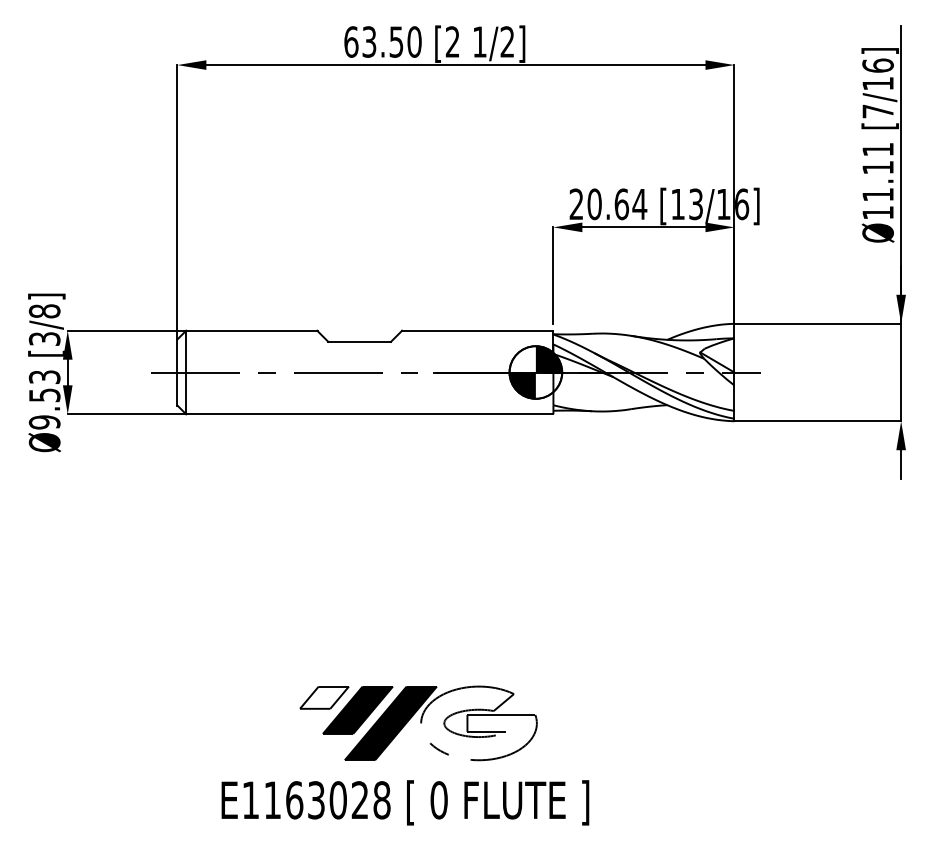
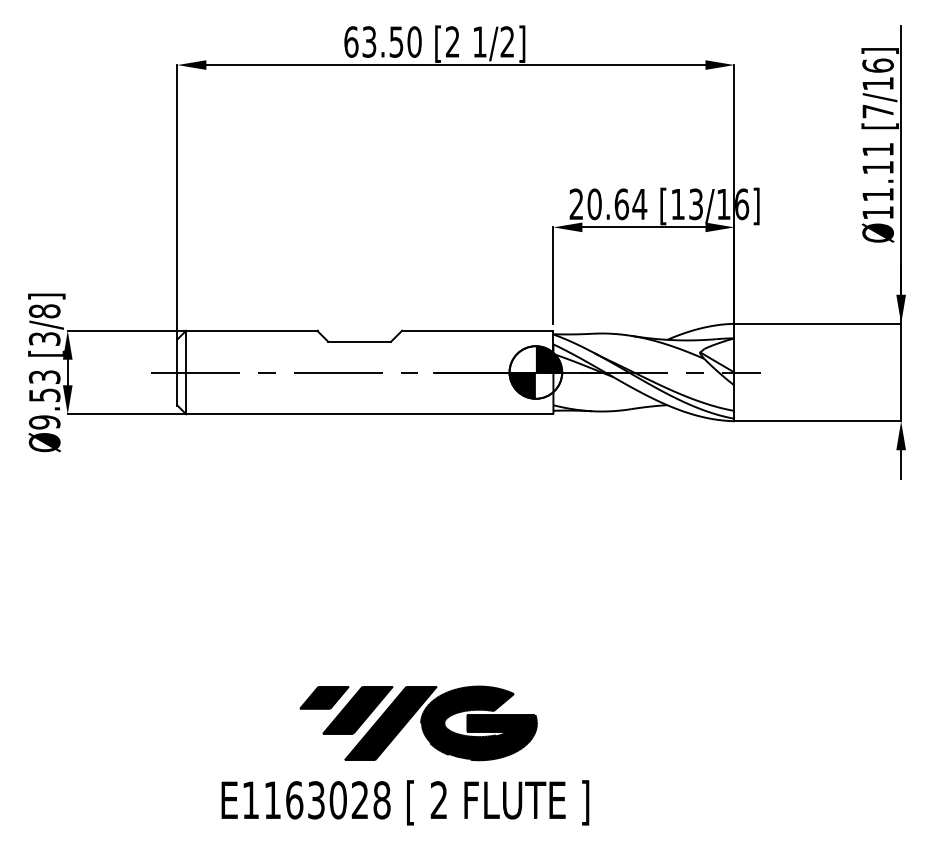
fill: none -> present (324, 697)
fill: none -> present (478, 723)
text: 0 -> 2 (438, 800)
